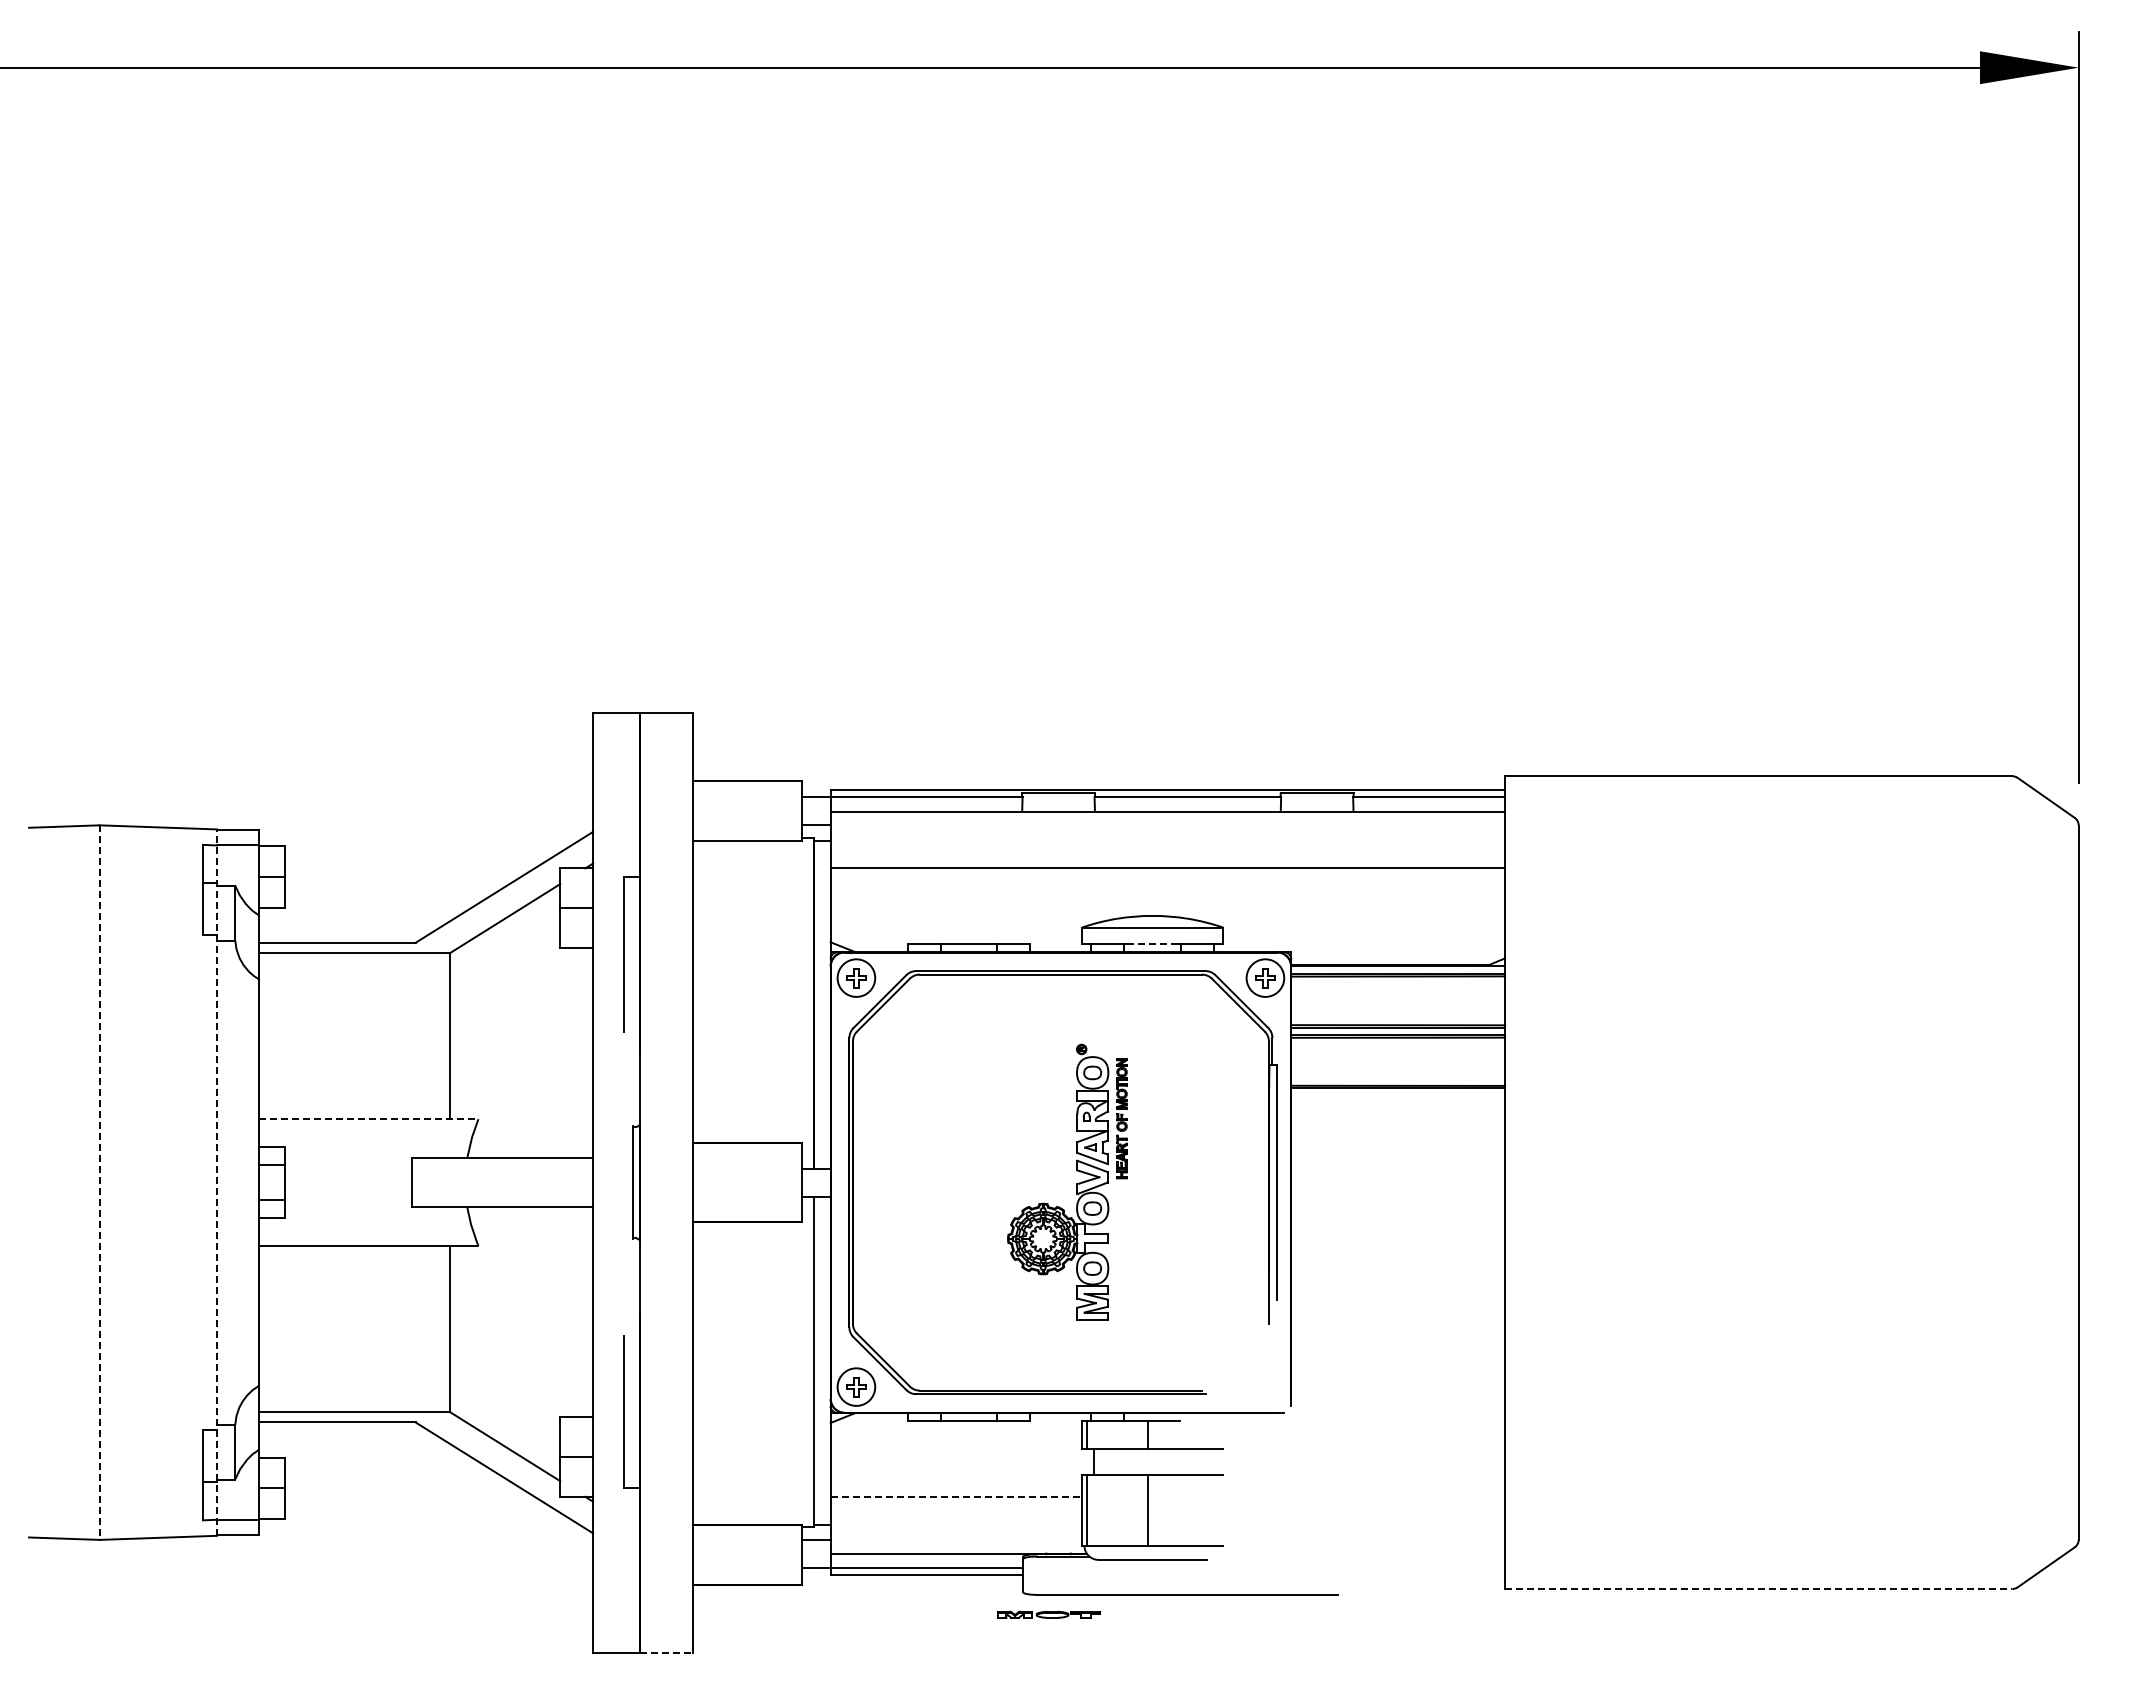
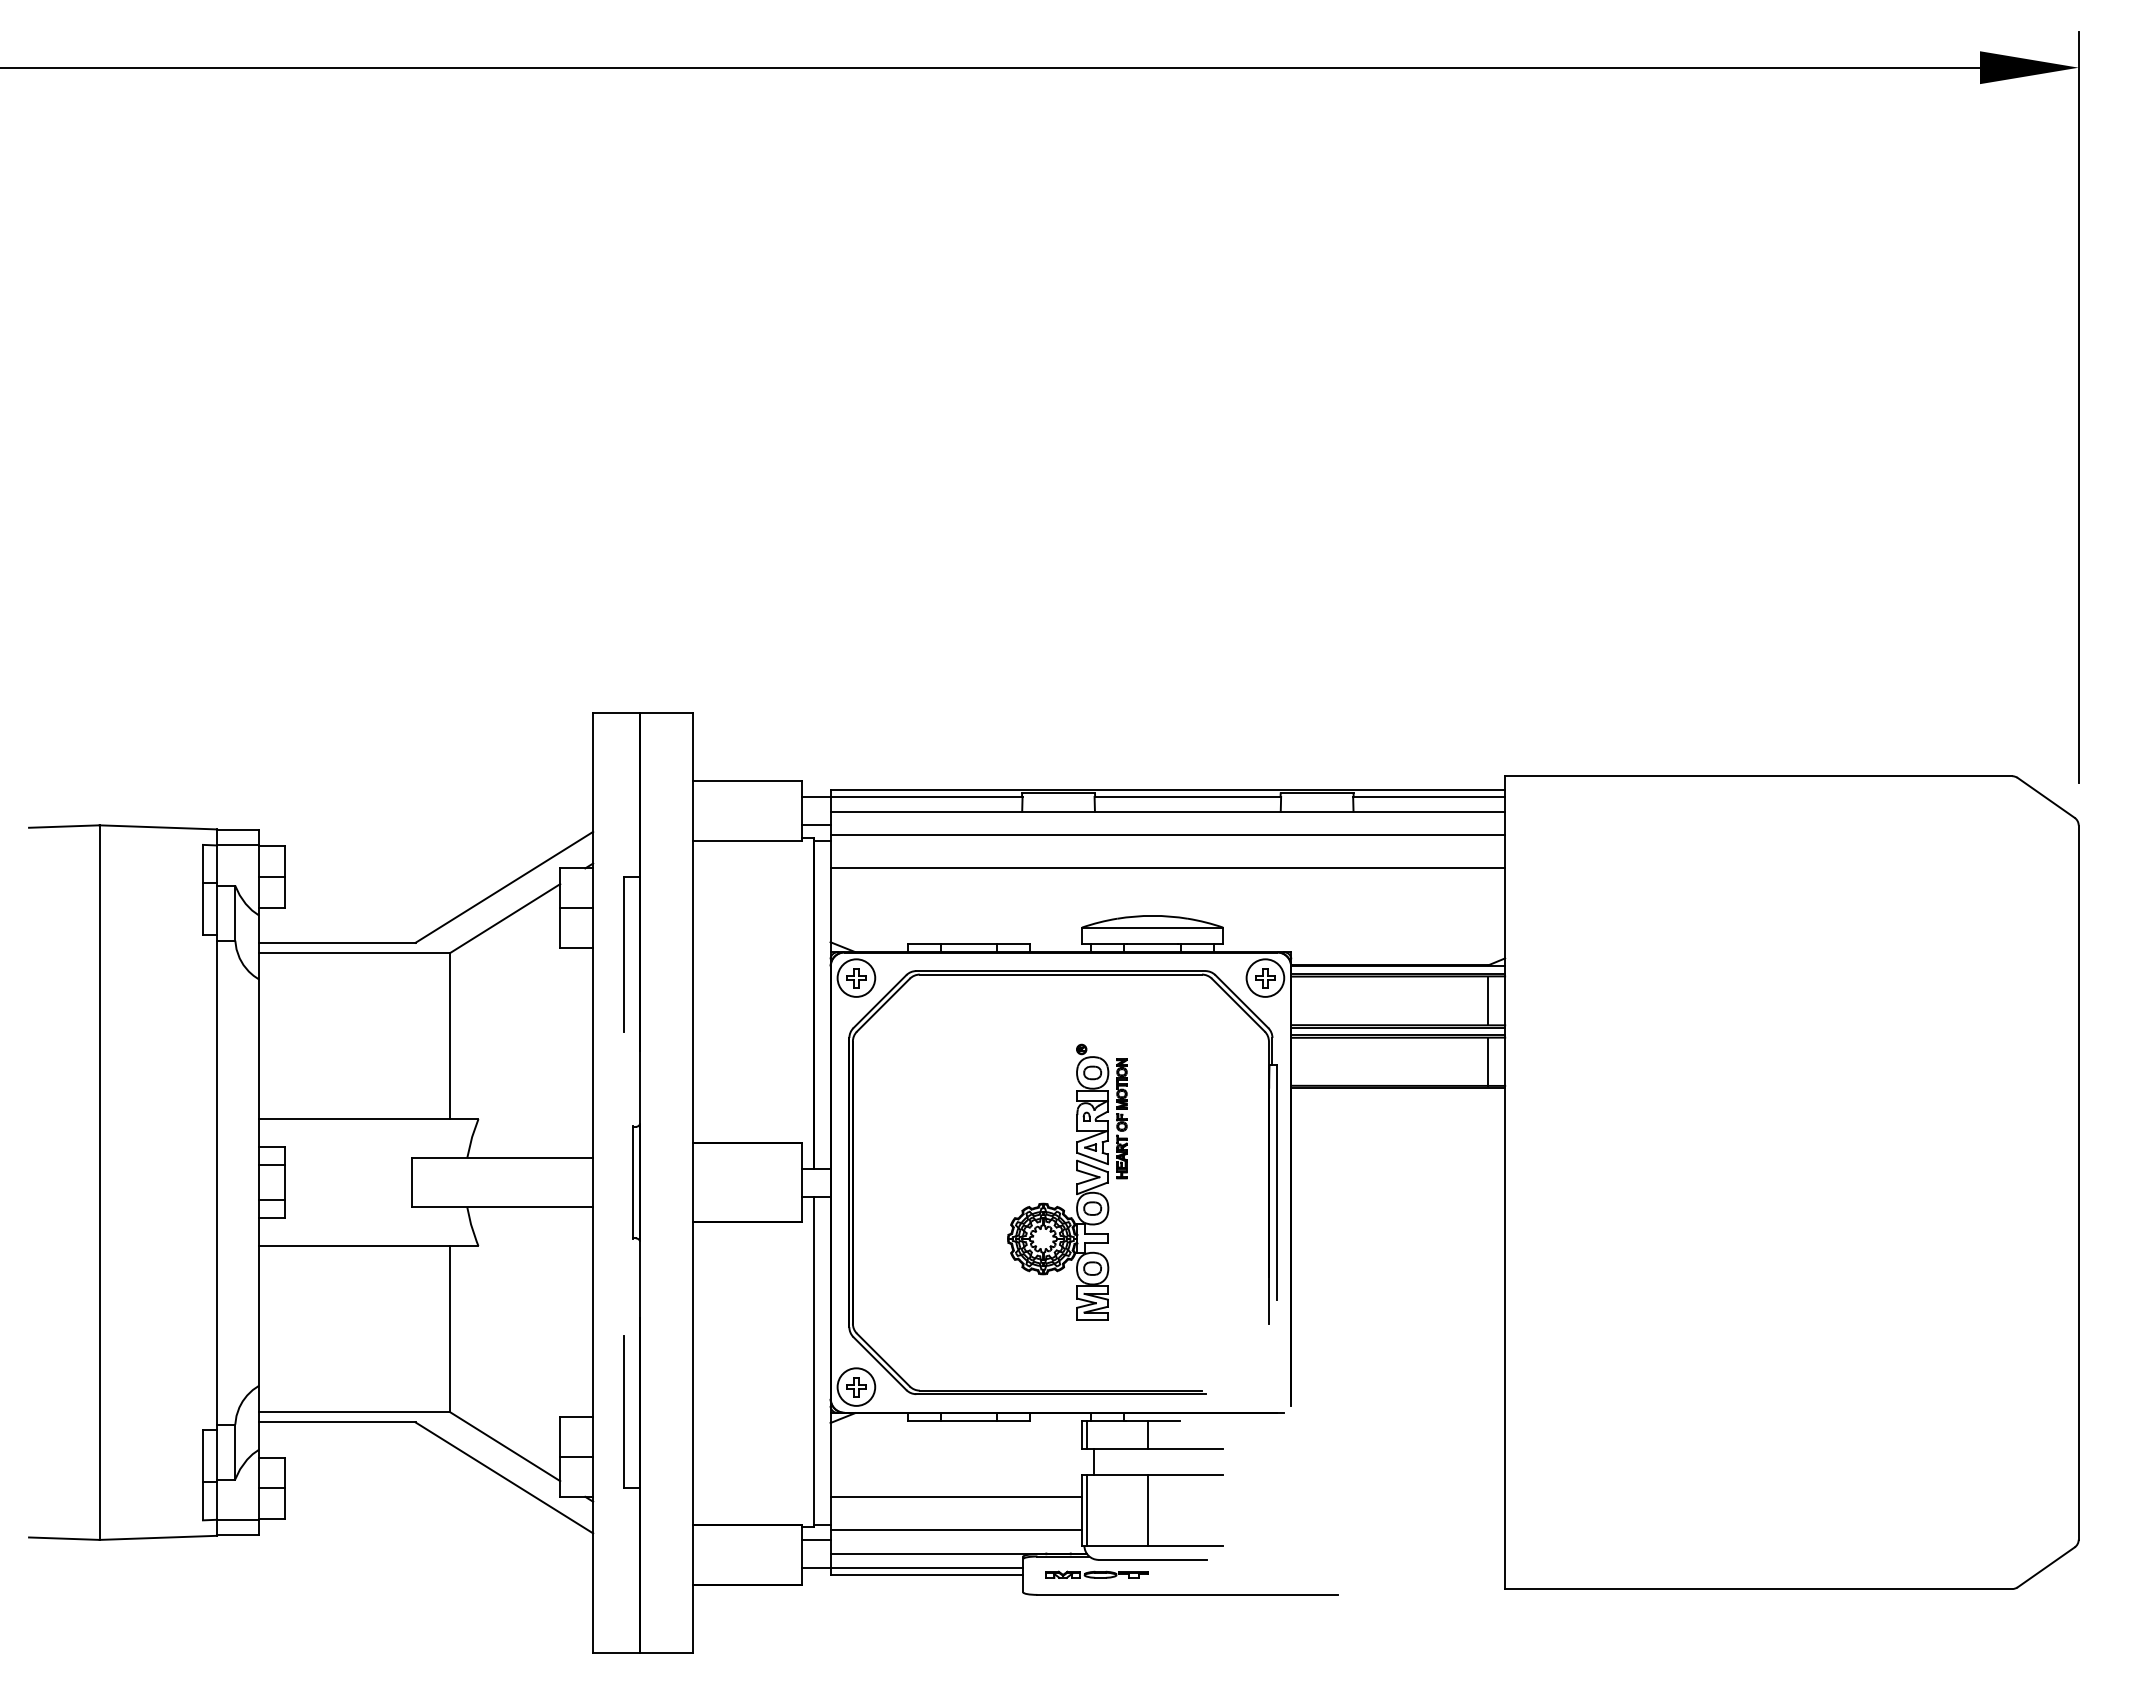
line: none -> present (1167, 834)
line: dashed -> solid (1153, 944)
line: none -> present (1488, 1000)
line: none -> present (1488, 1061)
line: dashed -> solid (368, 1119)
line: dashed -> solid (217, 1182)
line: dashed -> solid (99, 1183)
line: dashed -> solid (956, 1496)
line: none -> present (956, 1530)
line: dashed -> solid (1758, 1589)
part position: (1048, 1614) -> (1096, 1574) (1096, 1574)
line: dashed -> solid (667, 1652)
